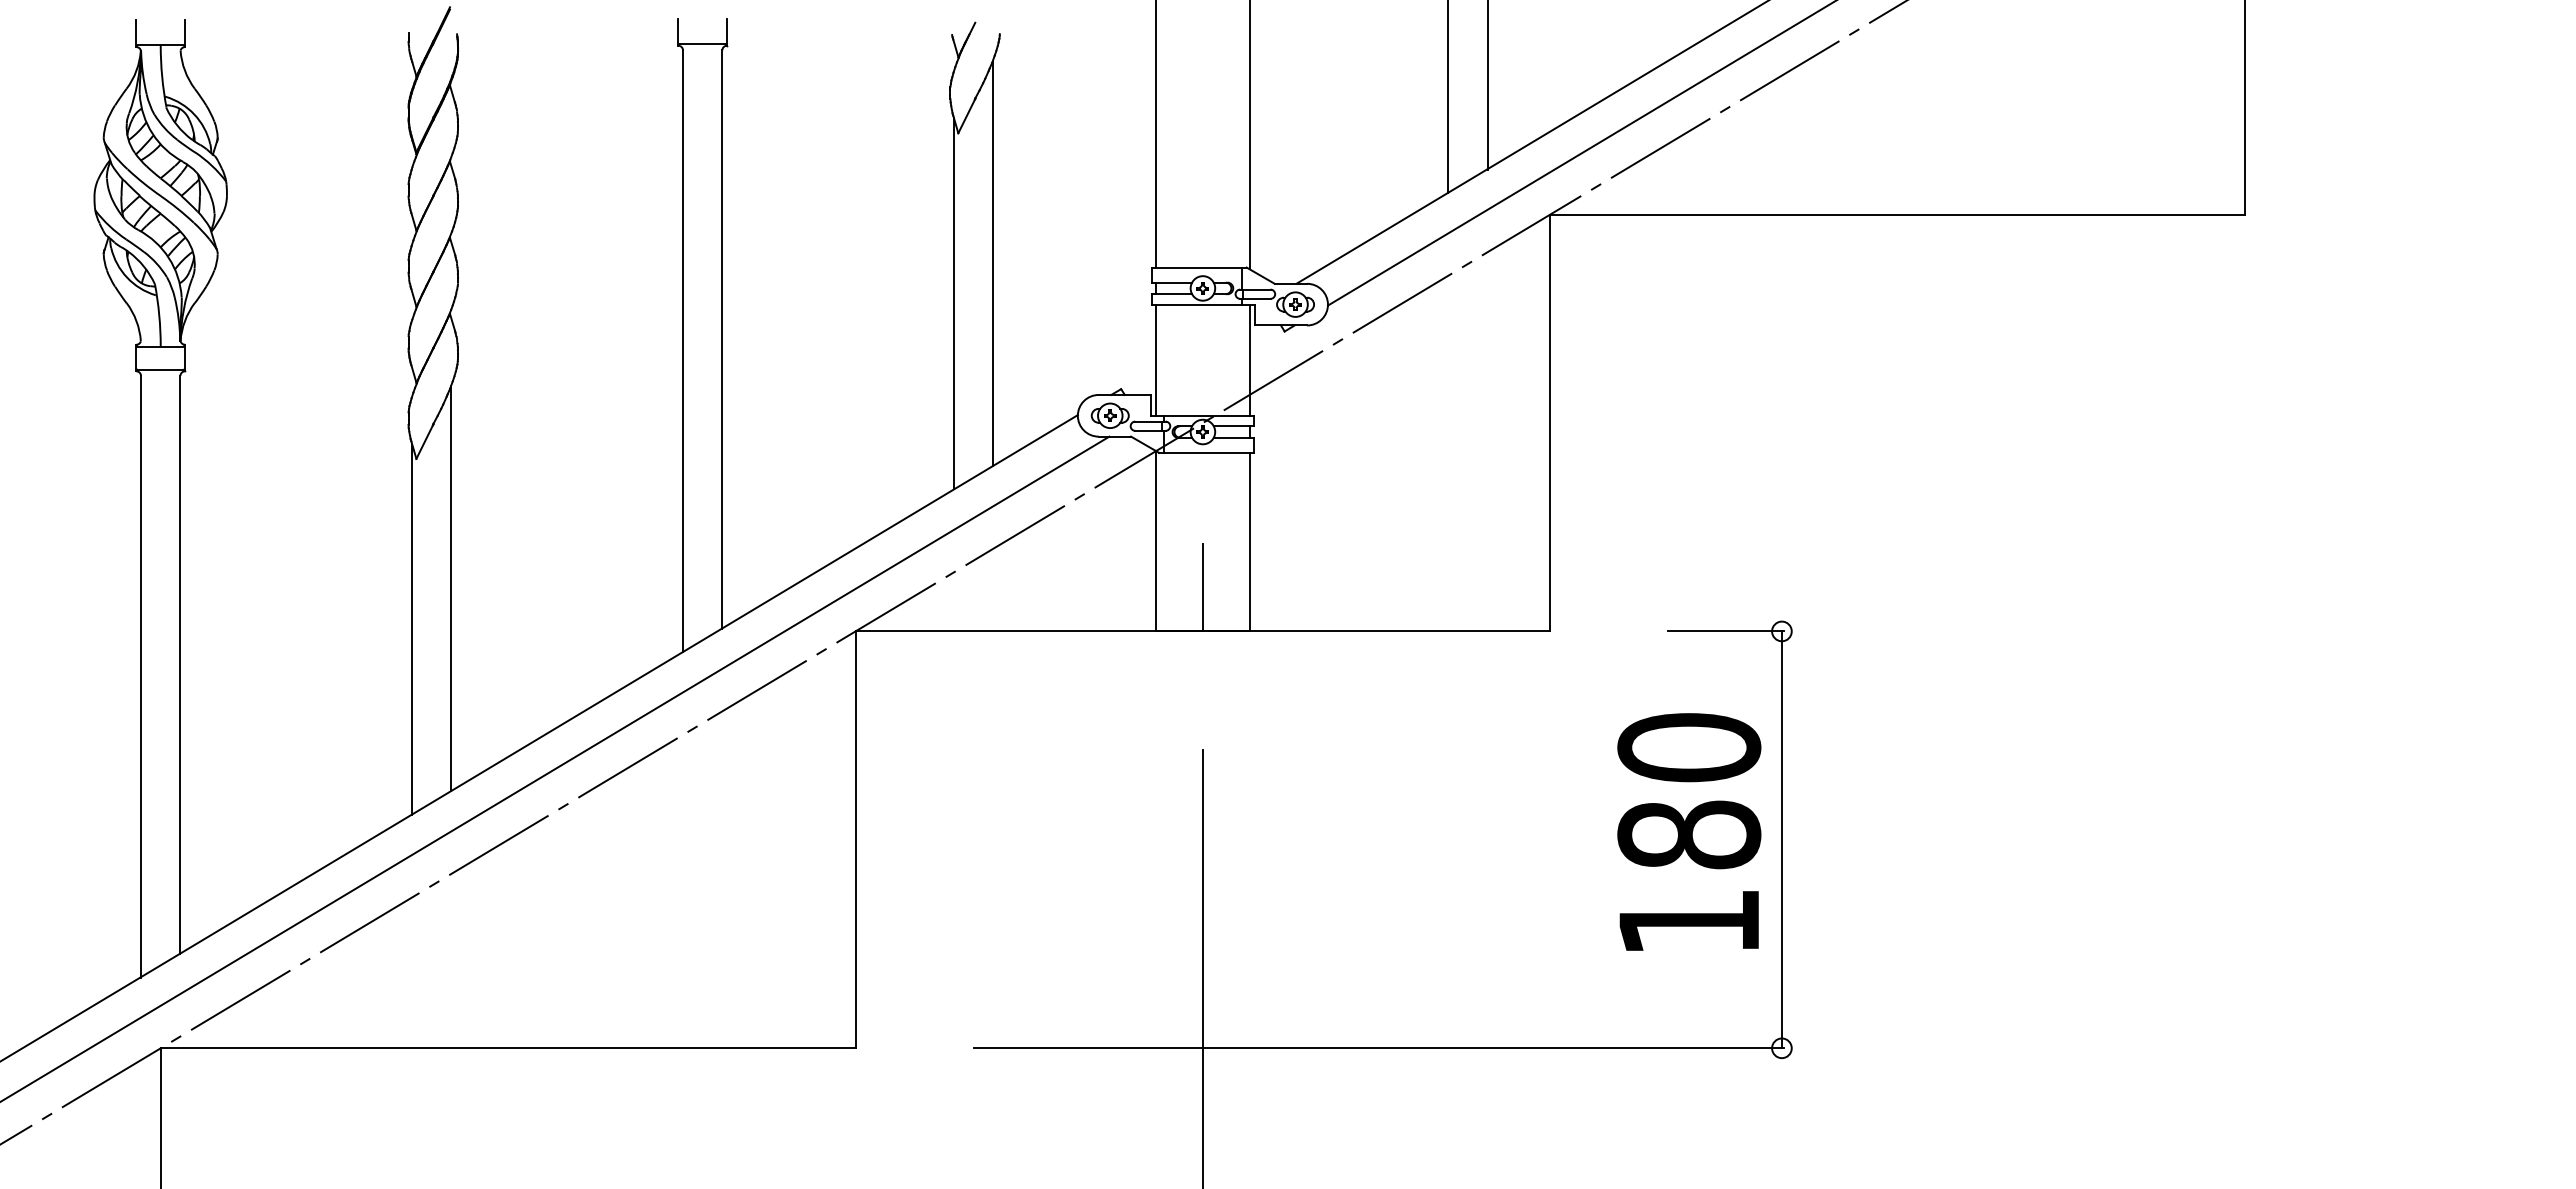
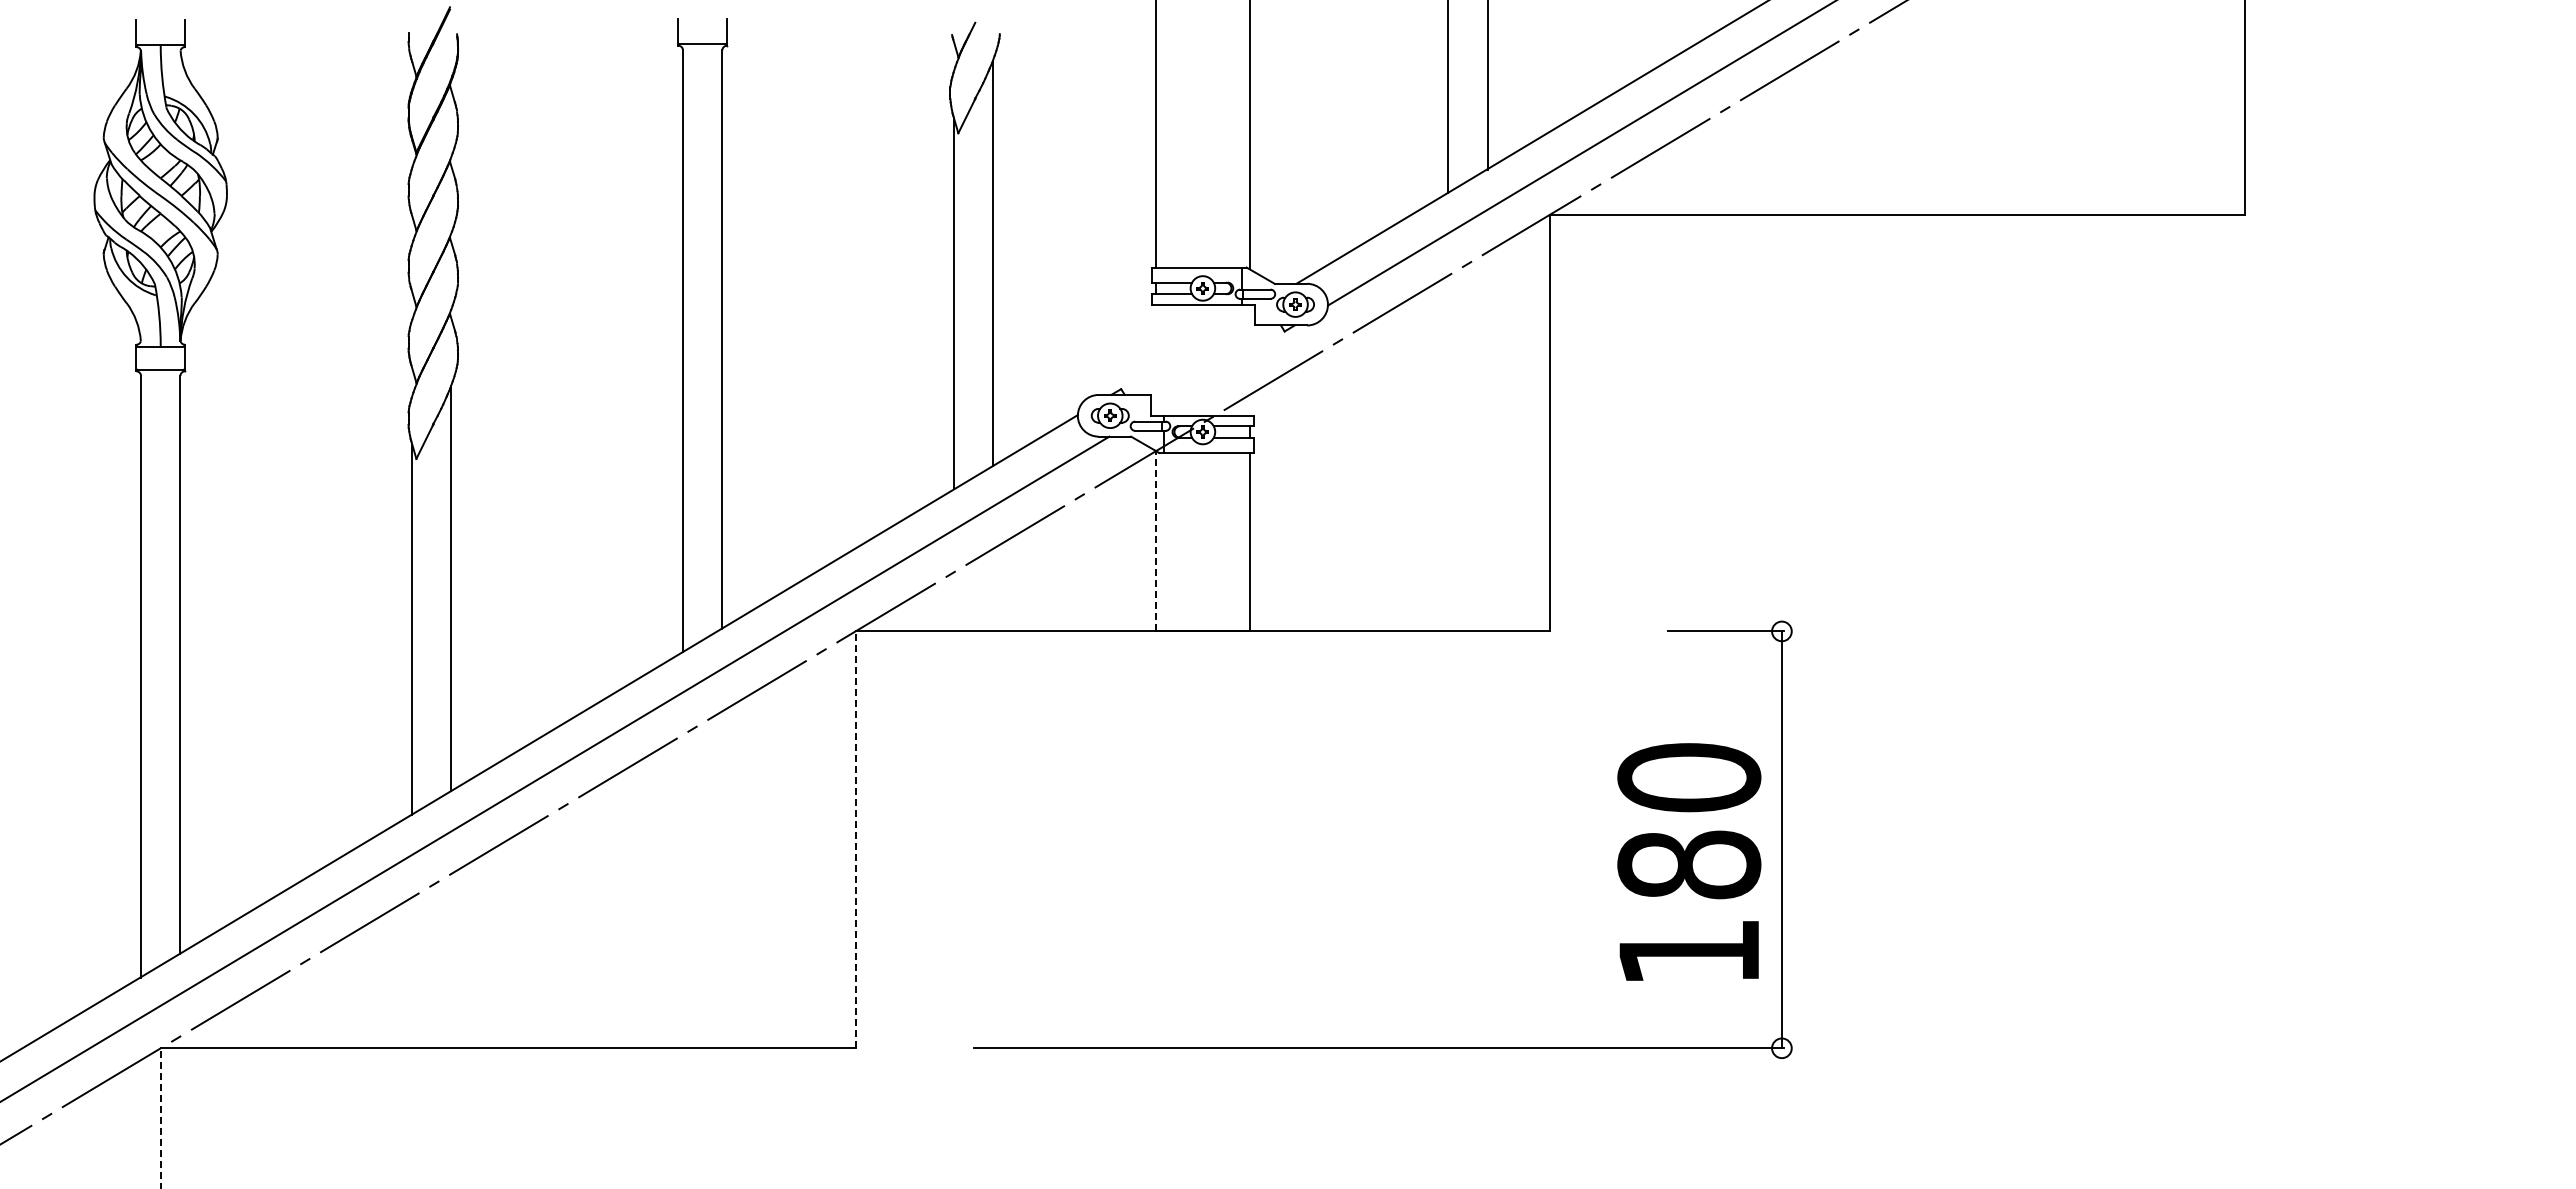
line: present -> none (1155, 359)
line: present -> none (1249, 359)
line: solid -> dashed (1155, 540)
line: present -> none (1202, 587)
text position: (1689, 831) -> (1689, 861) (1689, 861)
line: solid -> dashed (855, 839)
line: present -> none (1202, 967)
line: solid -> dashed (160, 1118)
